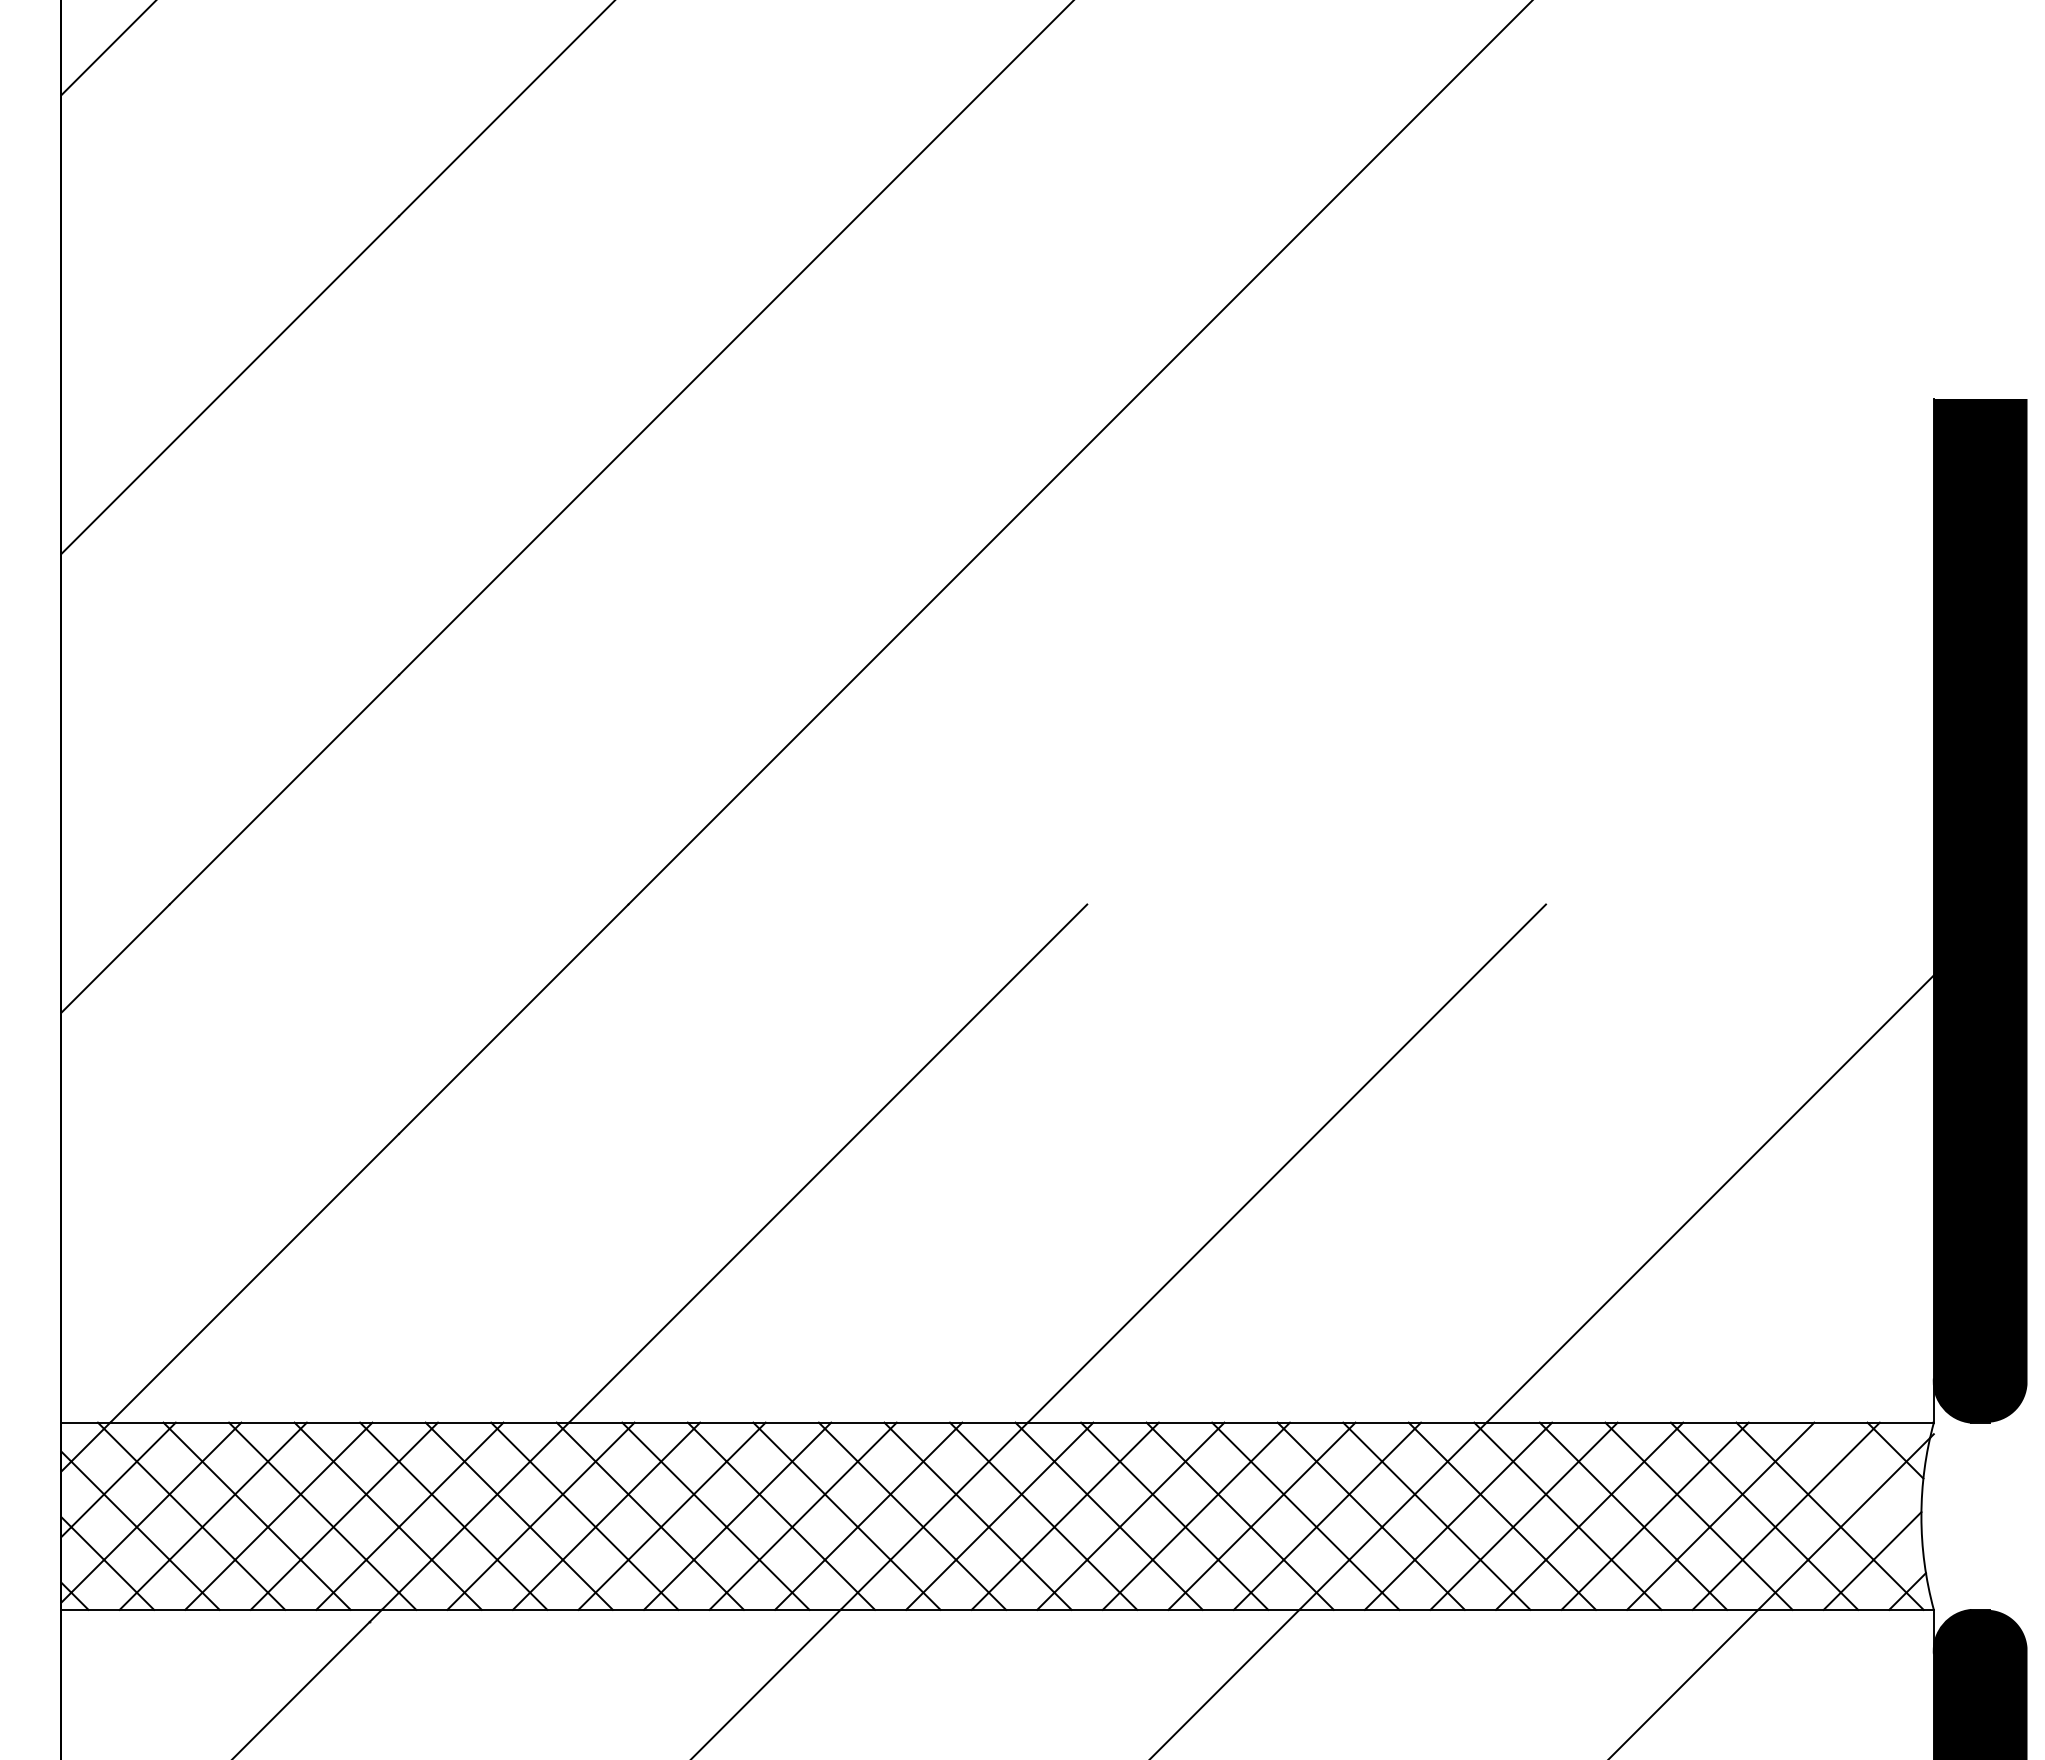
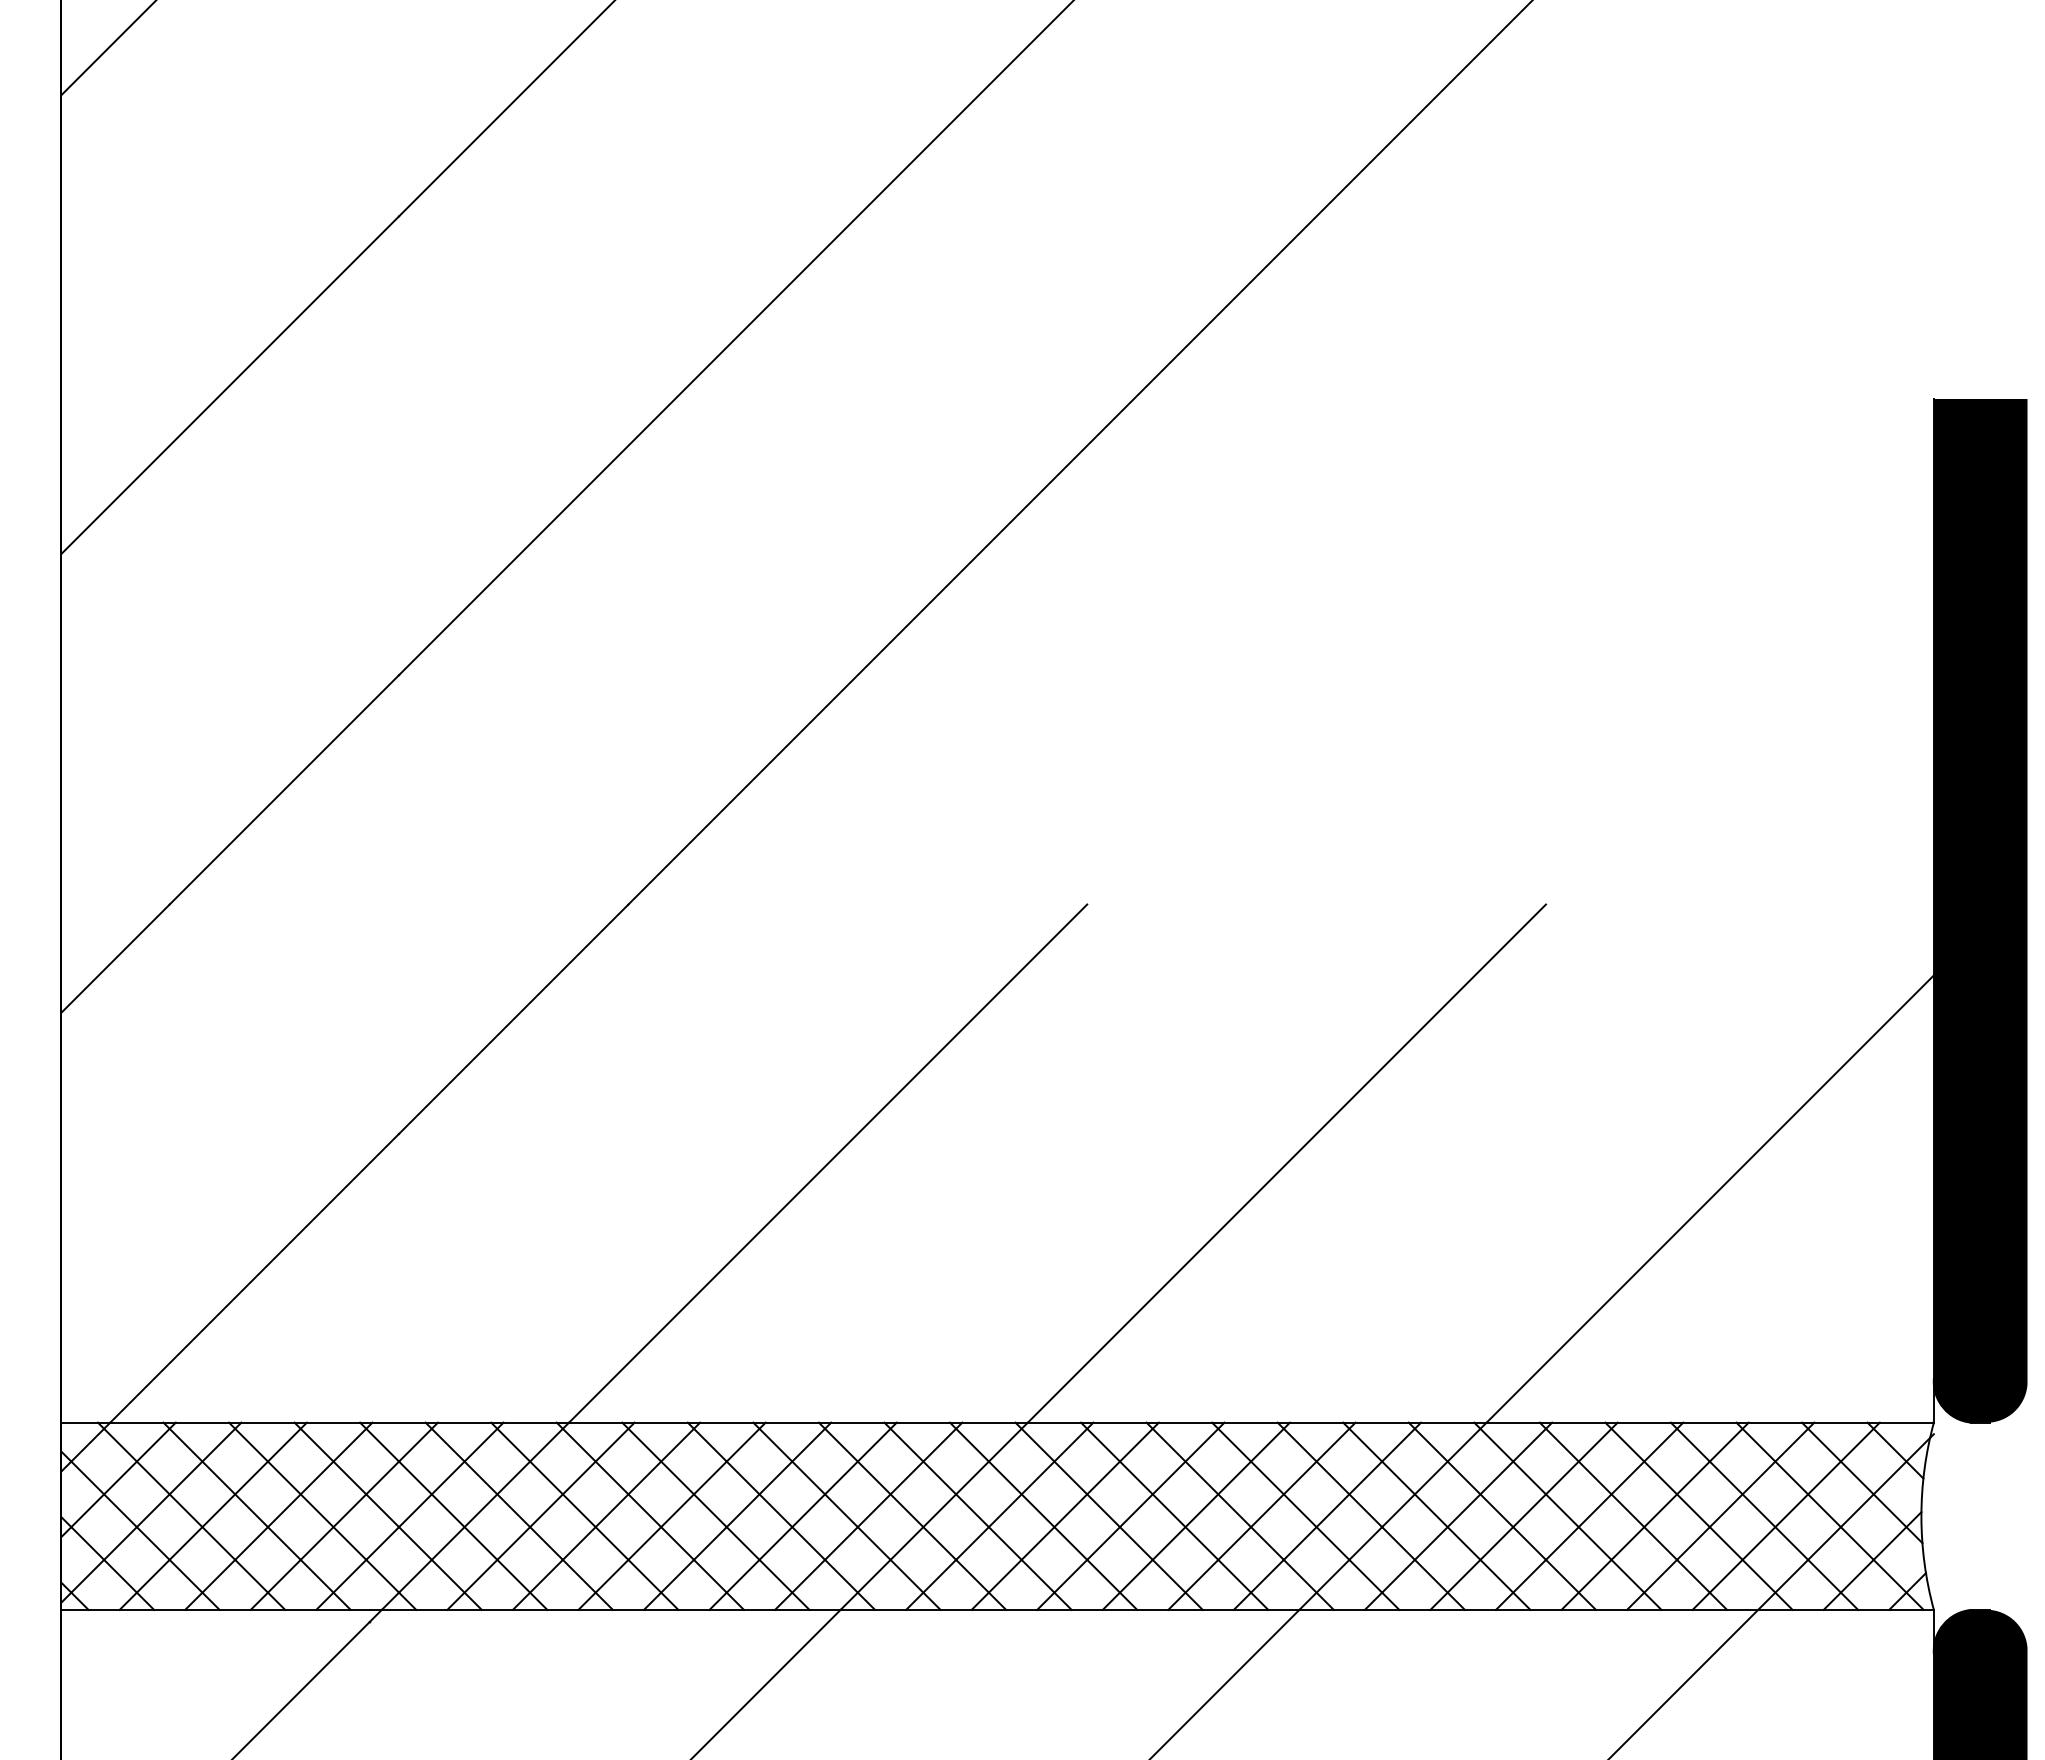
line: none -> present (1861, 1482)
